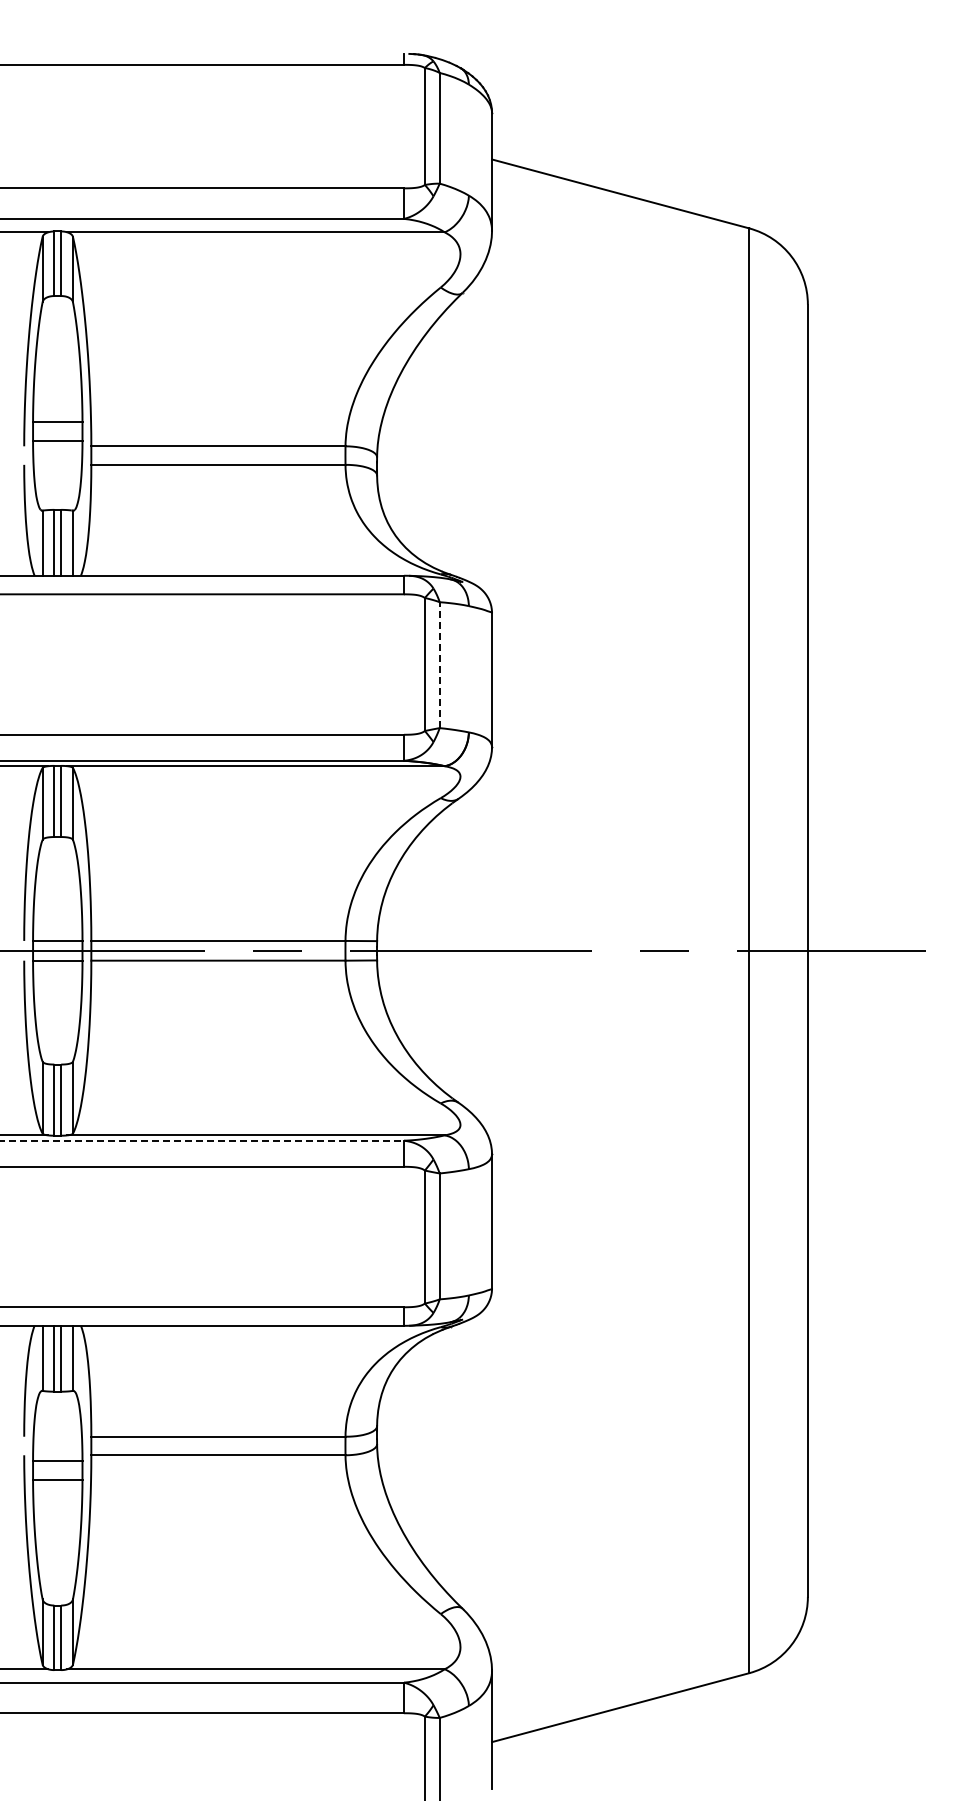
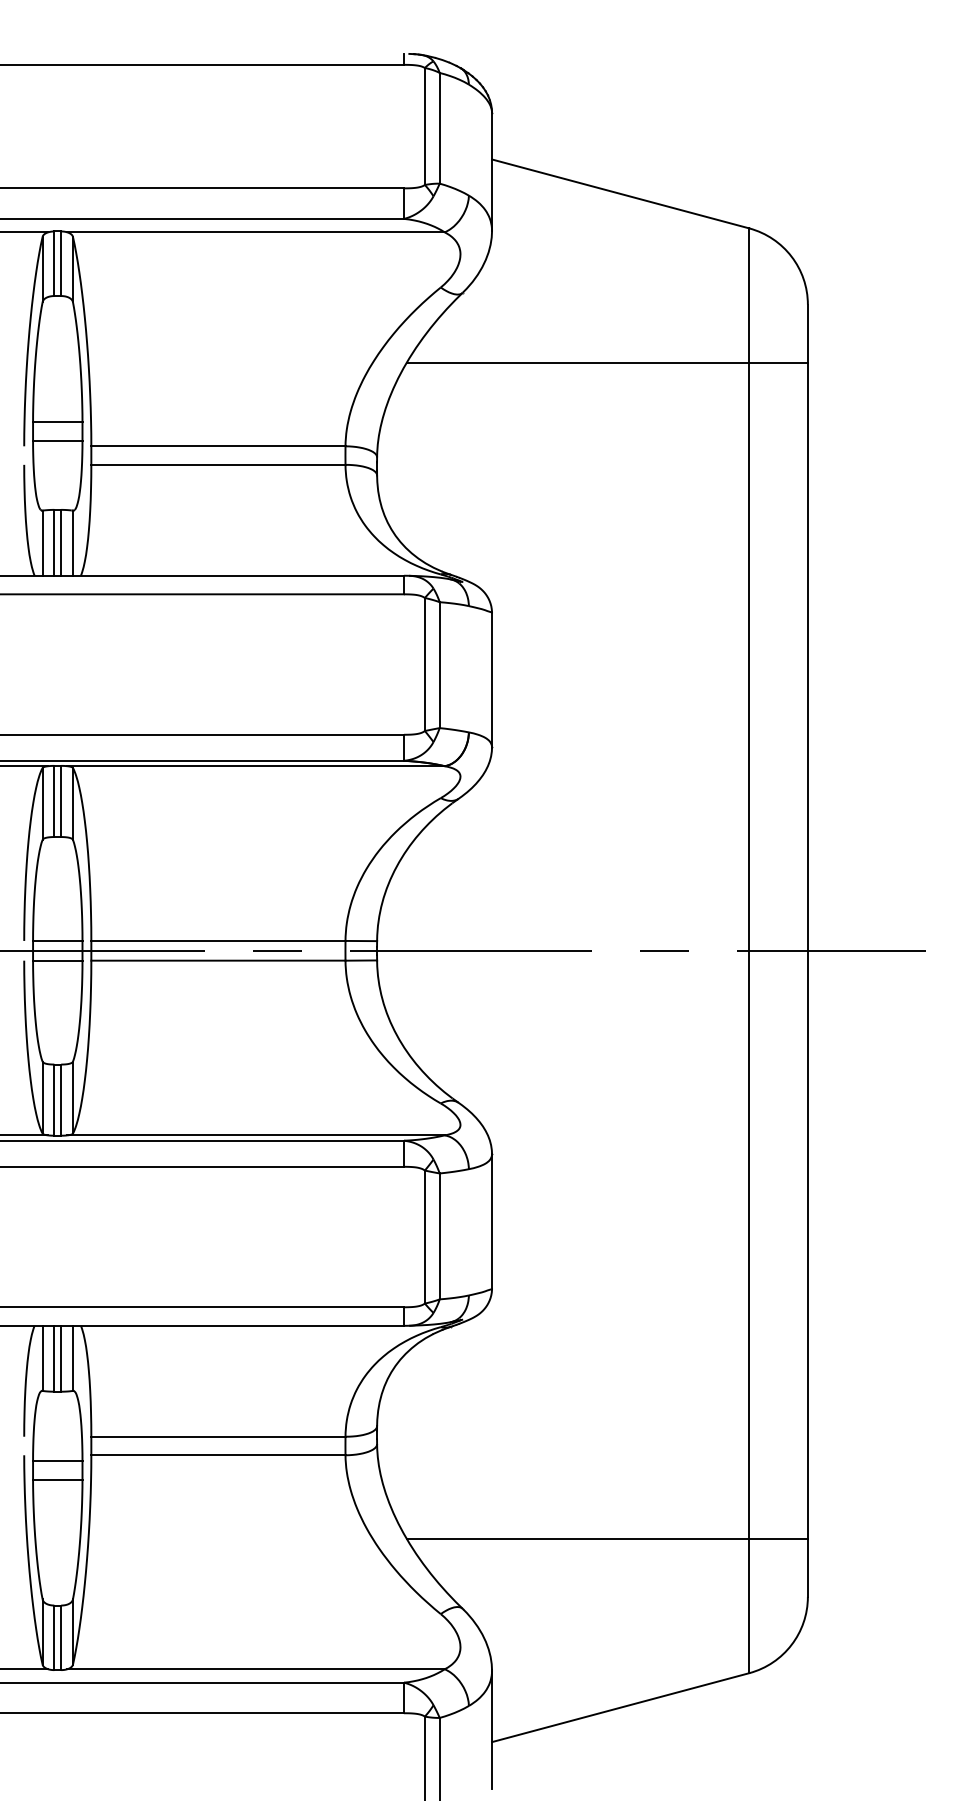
line: none -> present (606, 362)
line: dashed -> solid (439, 665)
line: dashed -> solid (202, 1140)
line: none -> present (606, 1539)
